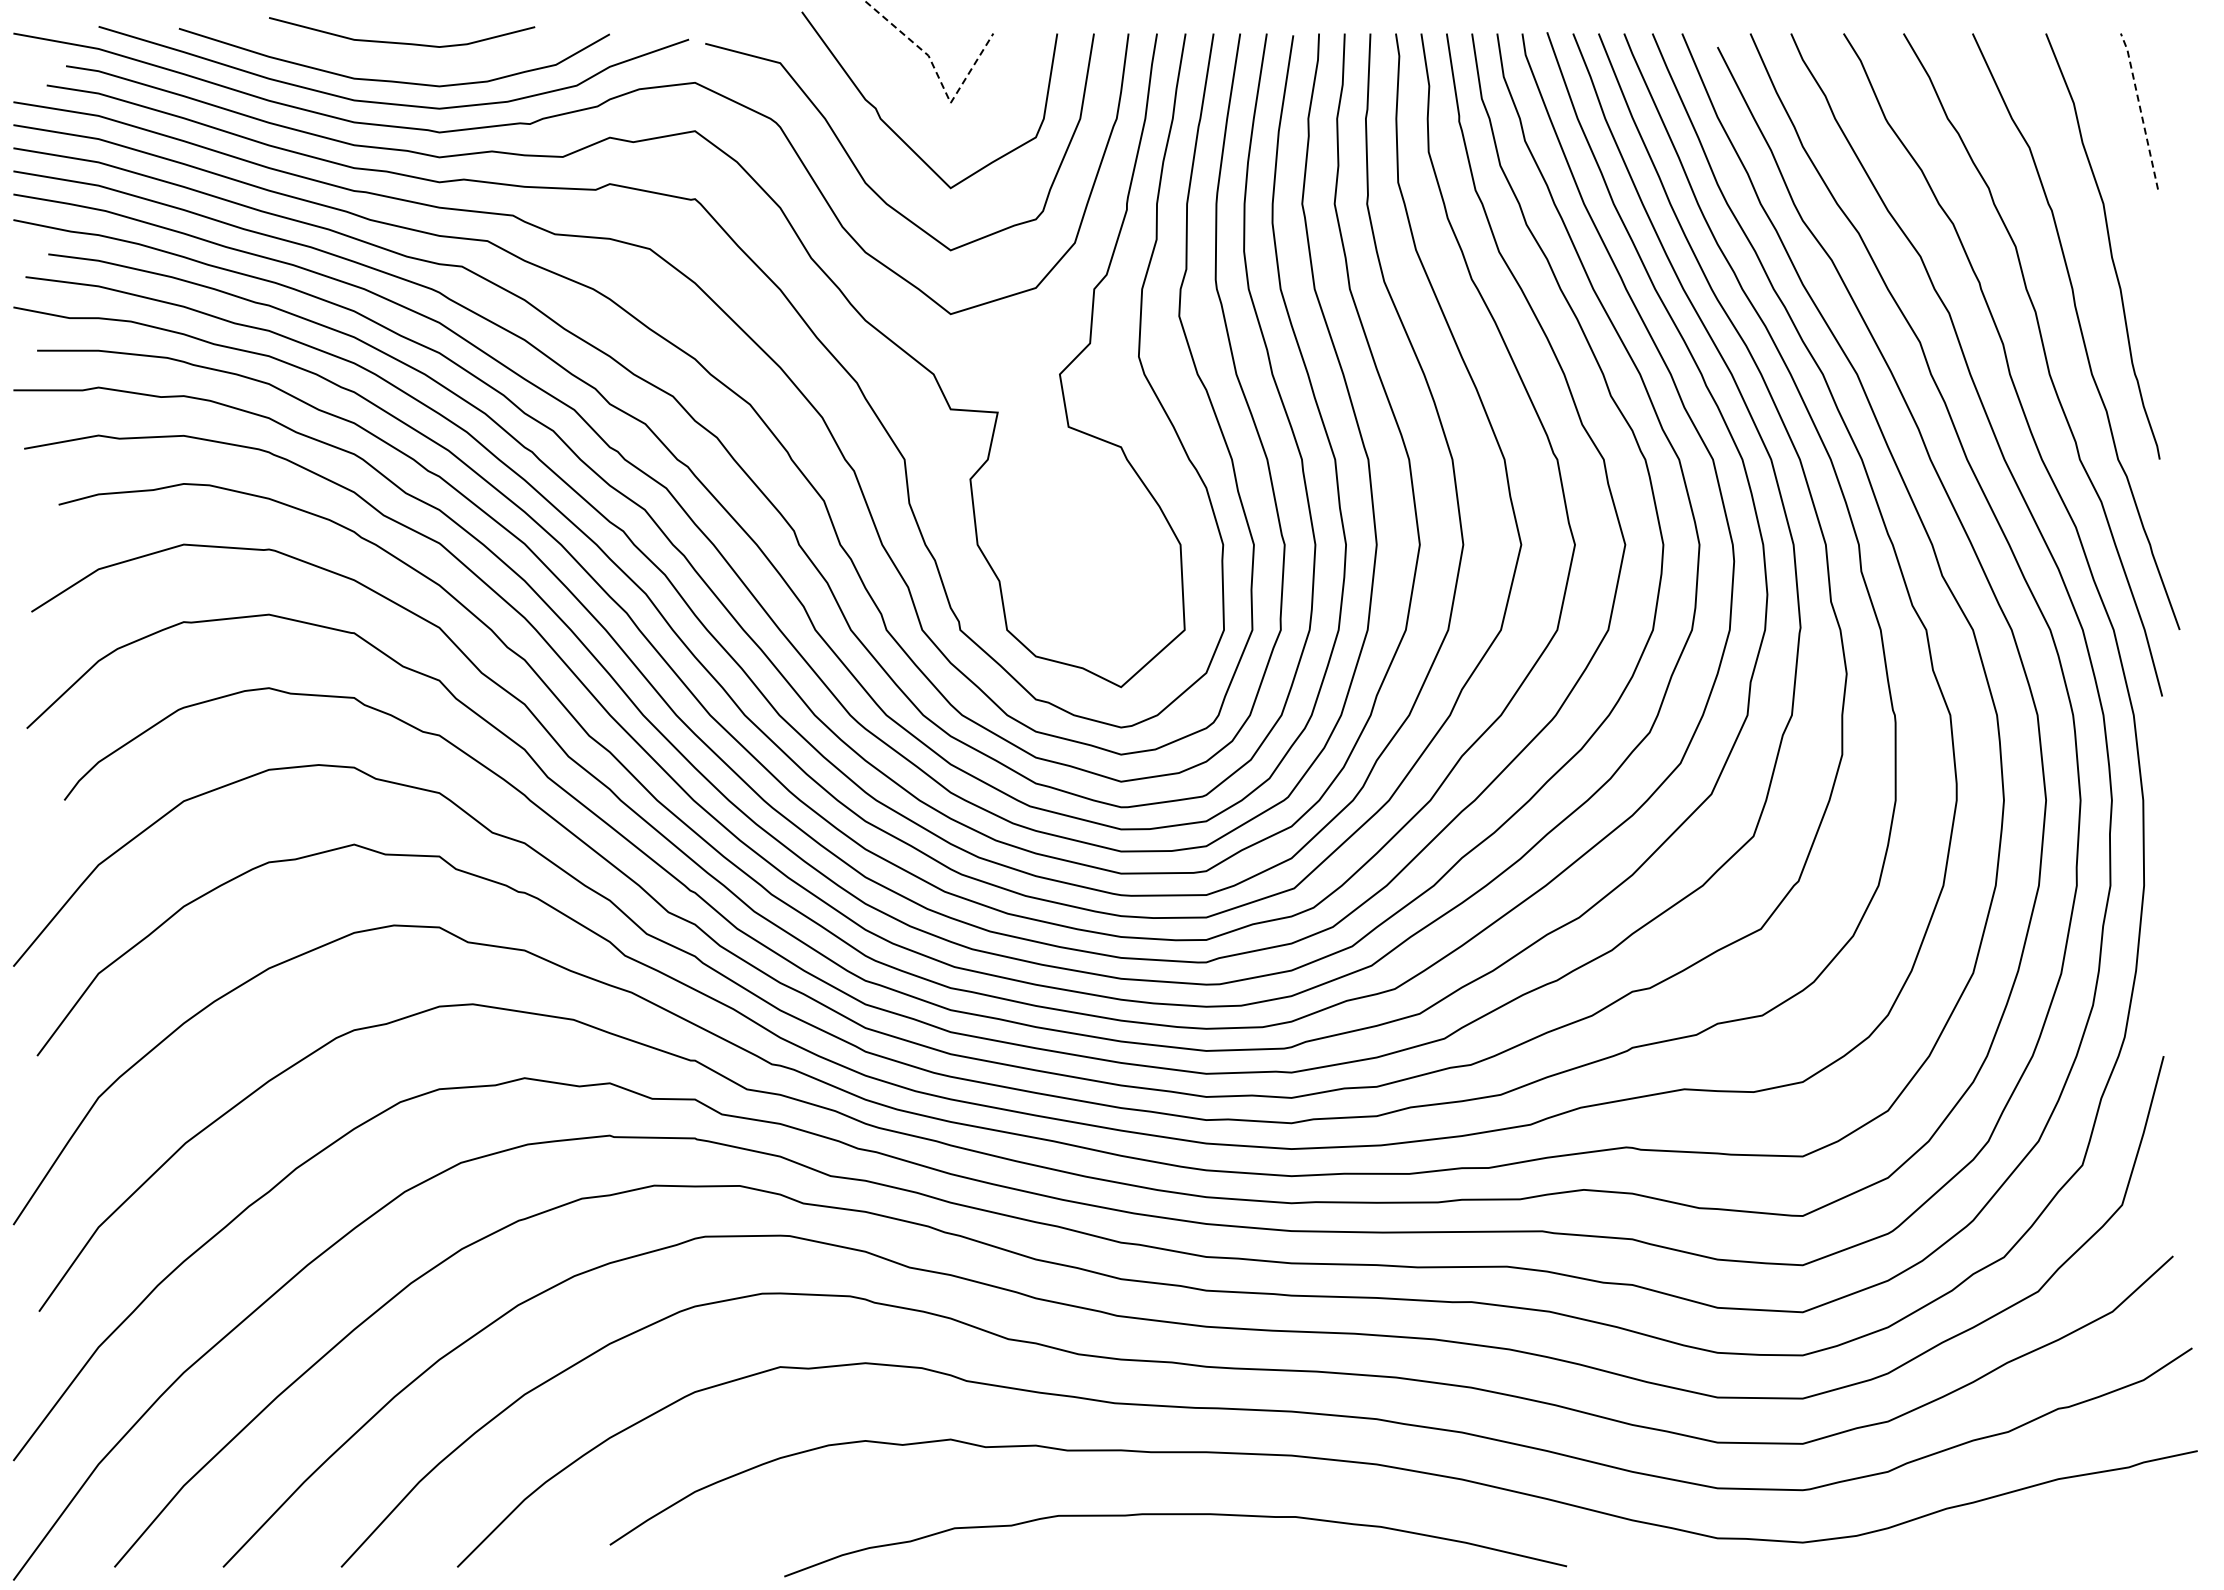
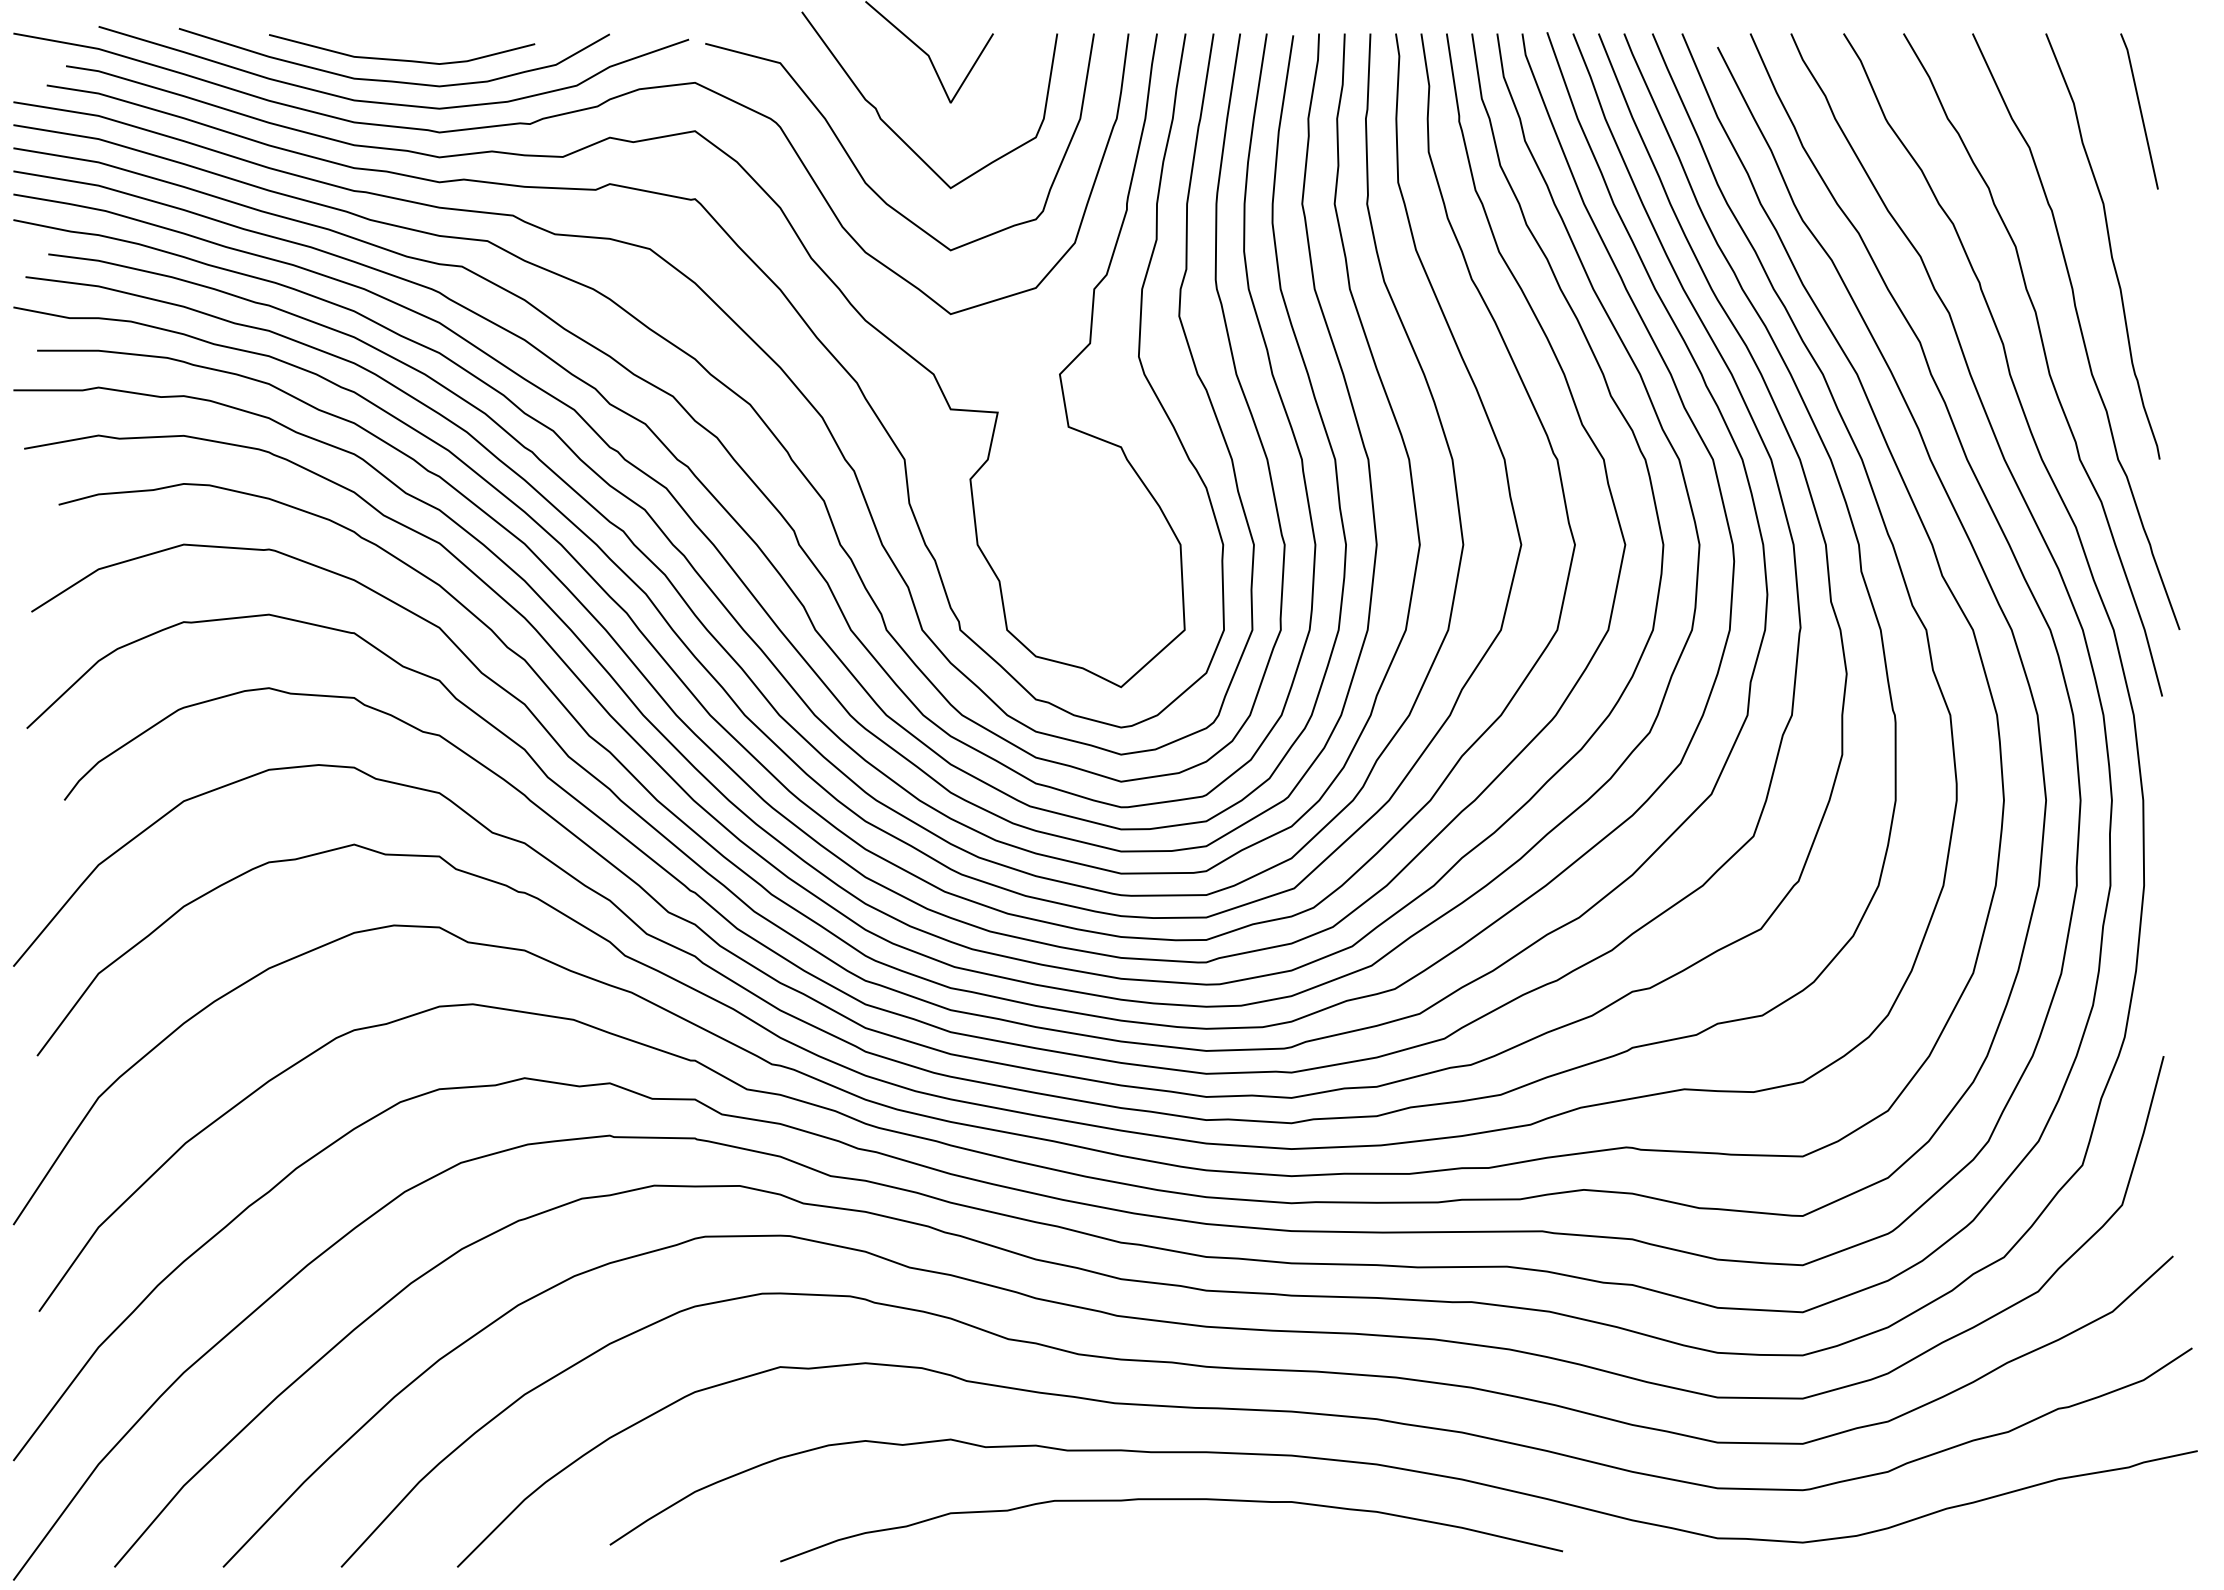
curve position: (402, 42) -> (402, 59) (402, 59)
line: dashed -> solid (939, 78)
line: dashed -> solid (2140, 110)
curve position: (1175, 1515) -> (1171, 1500) (1171, 1500)
